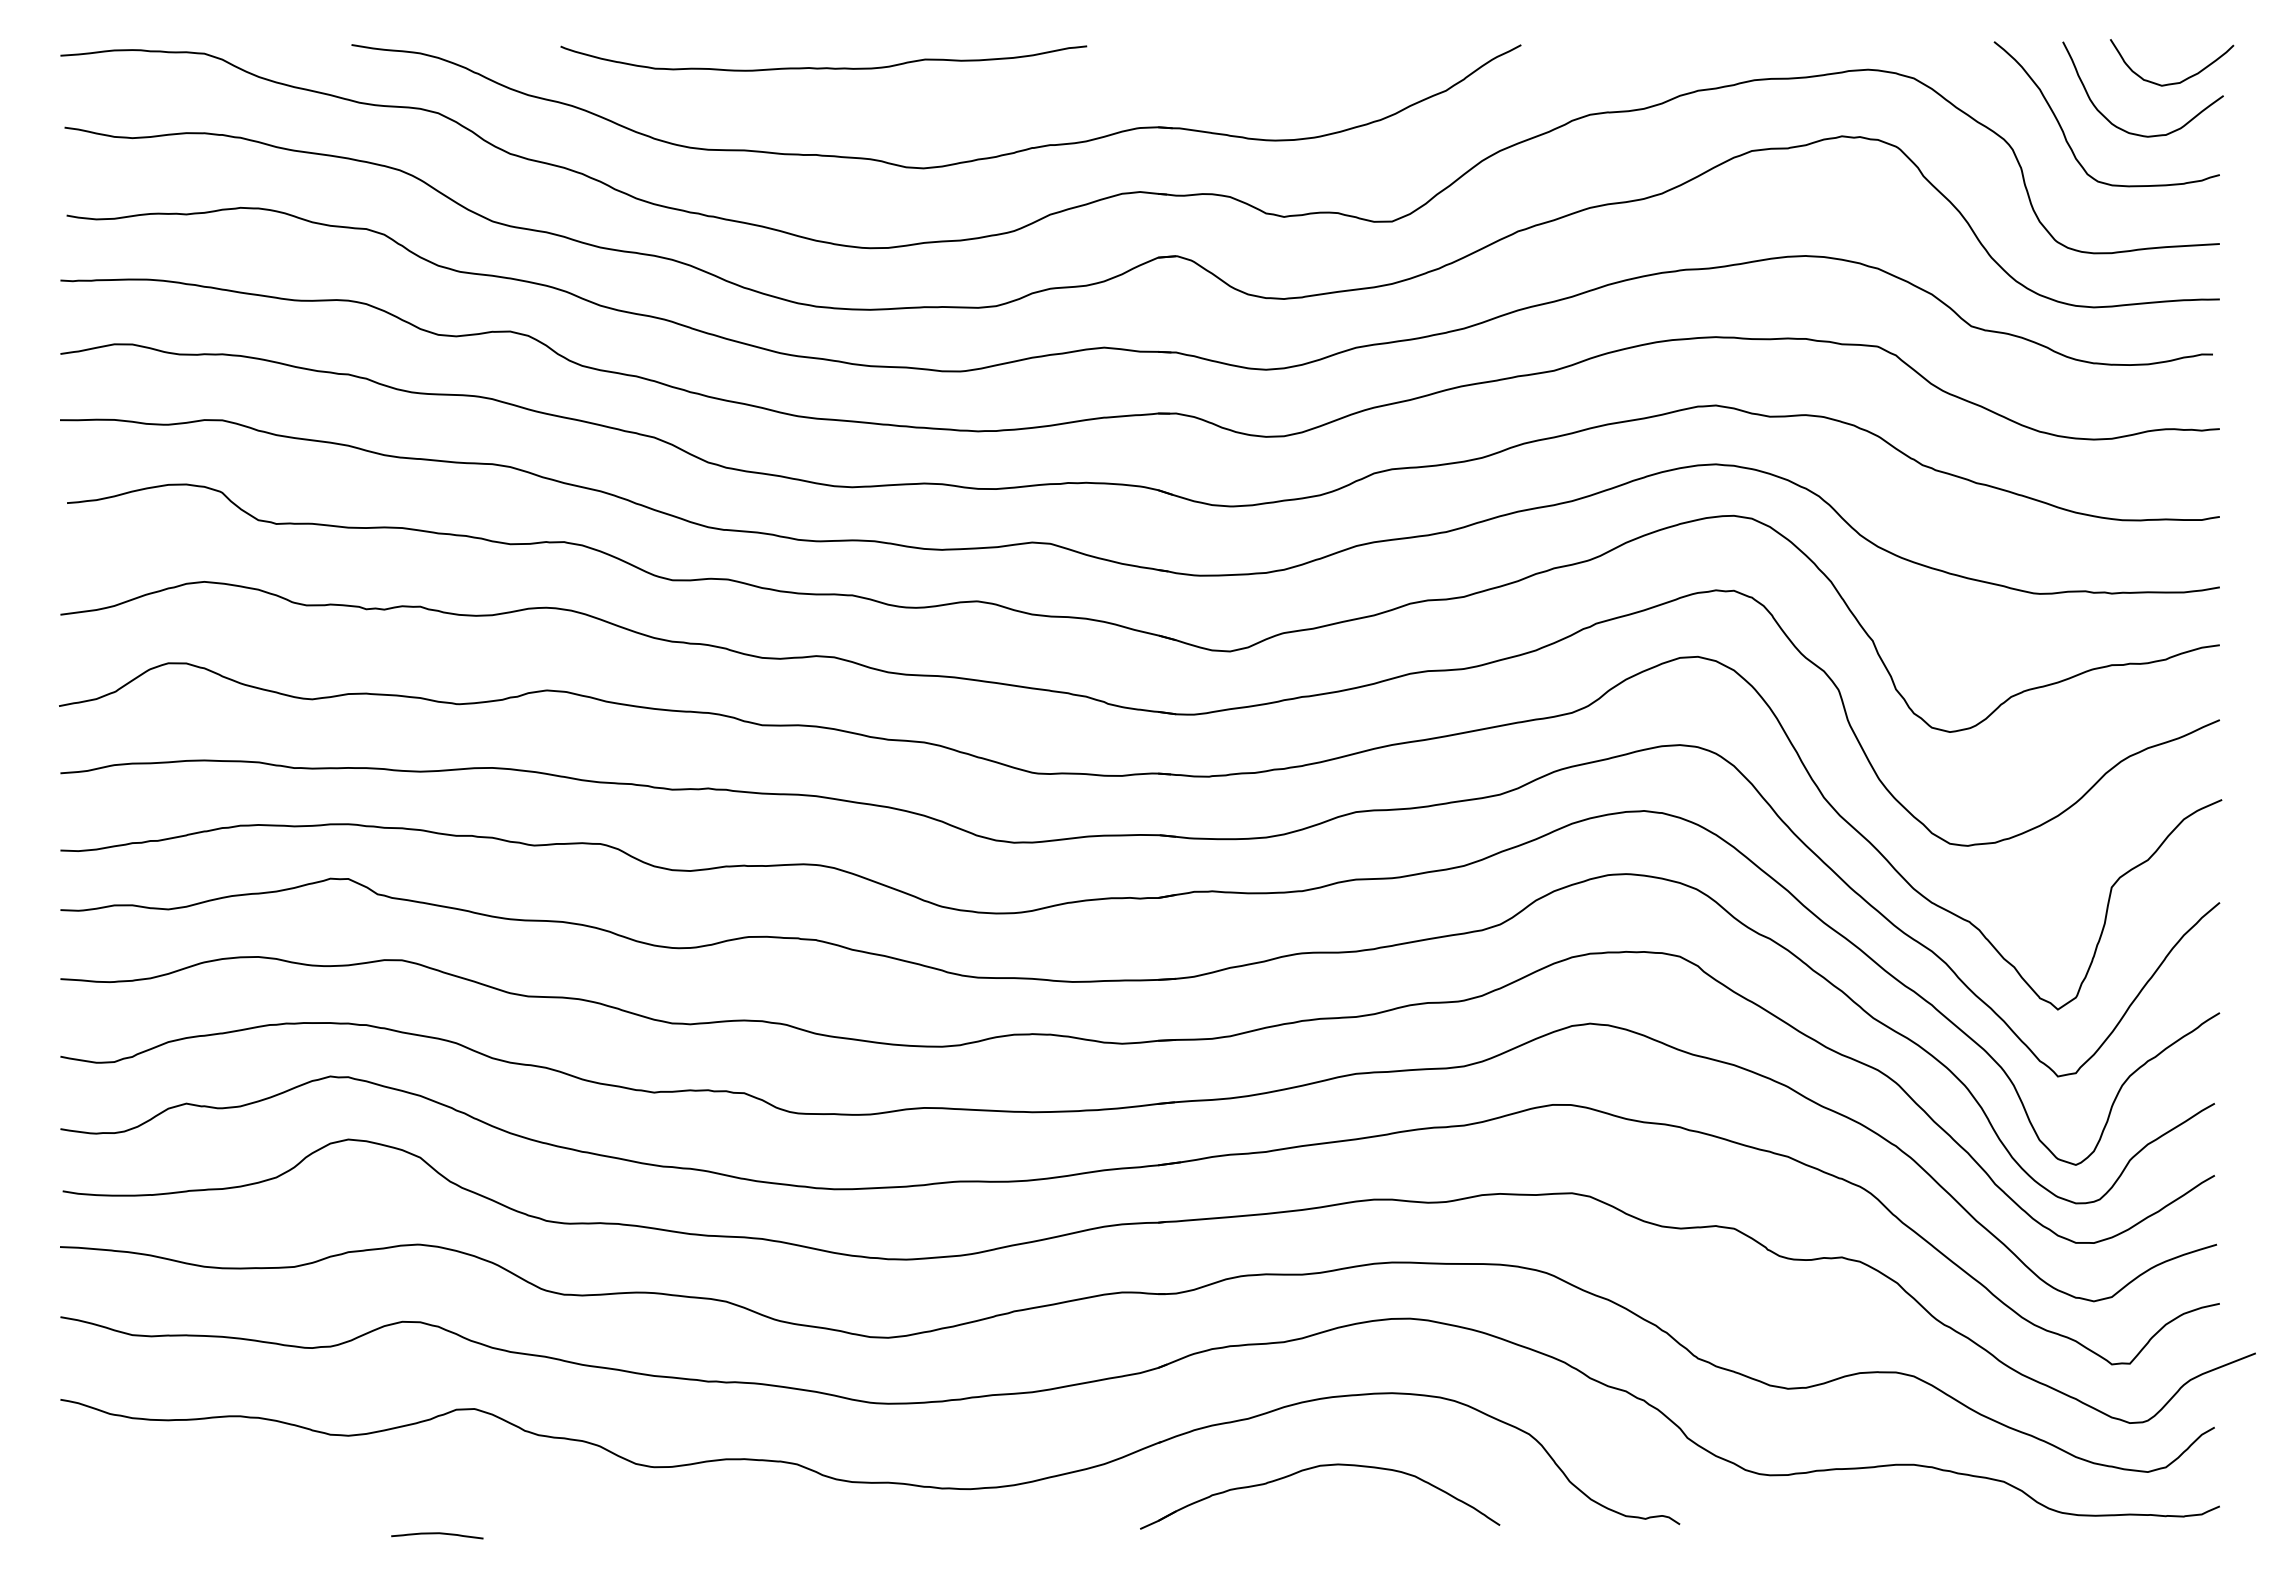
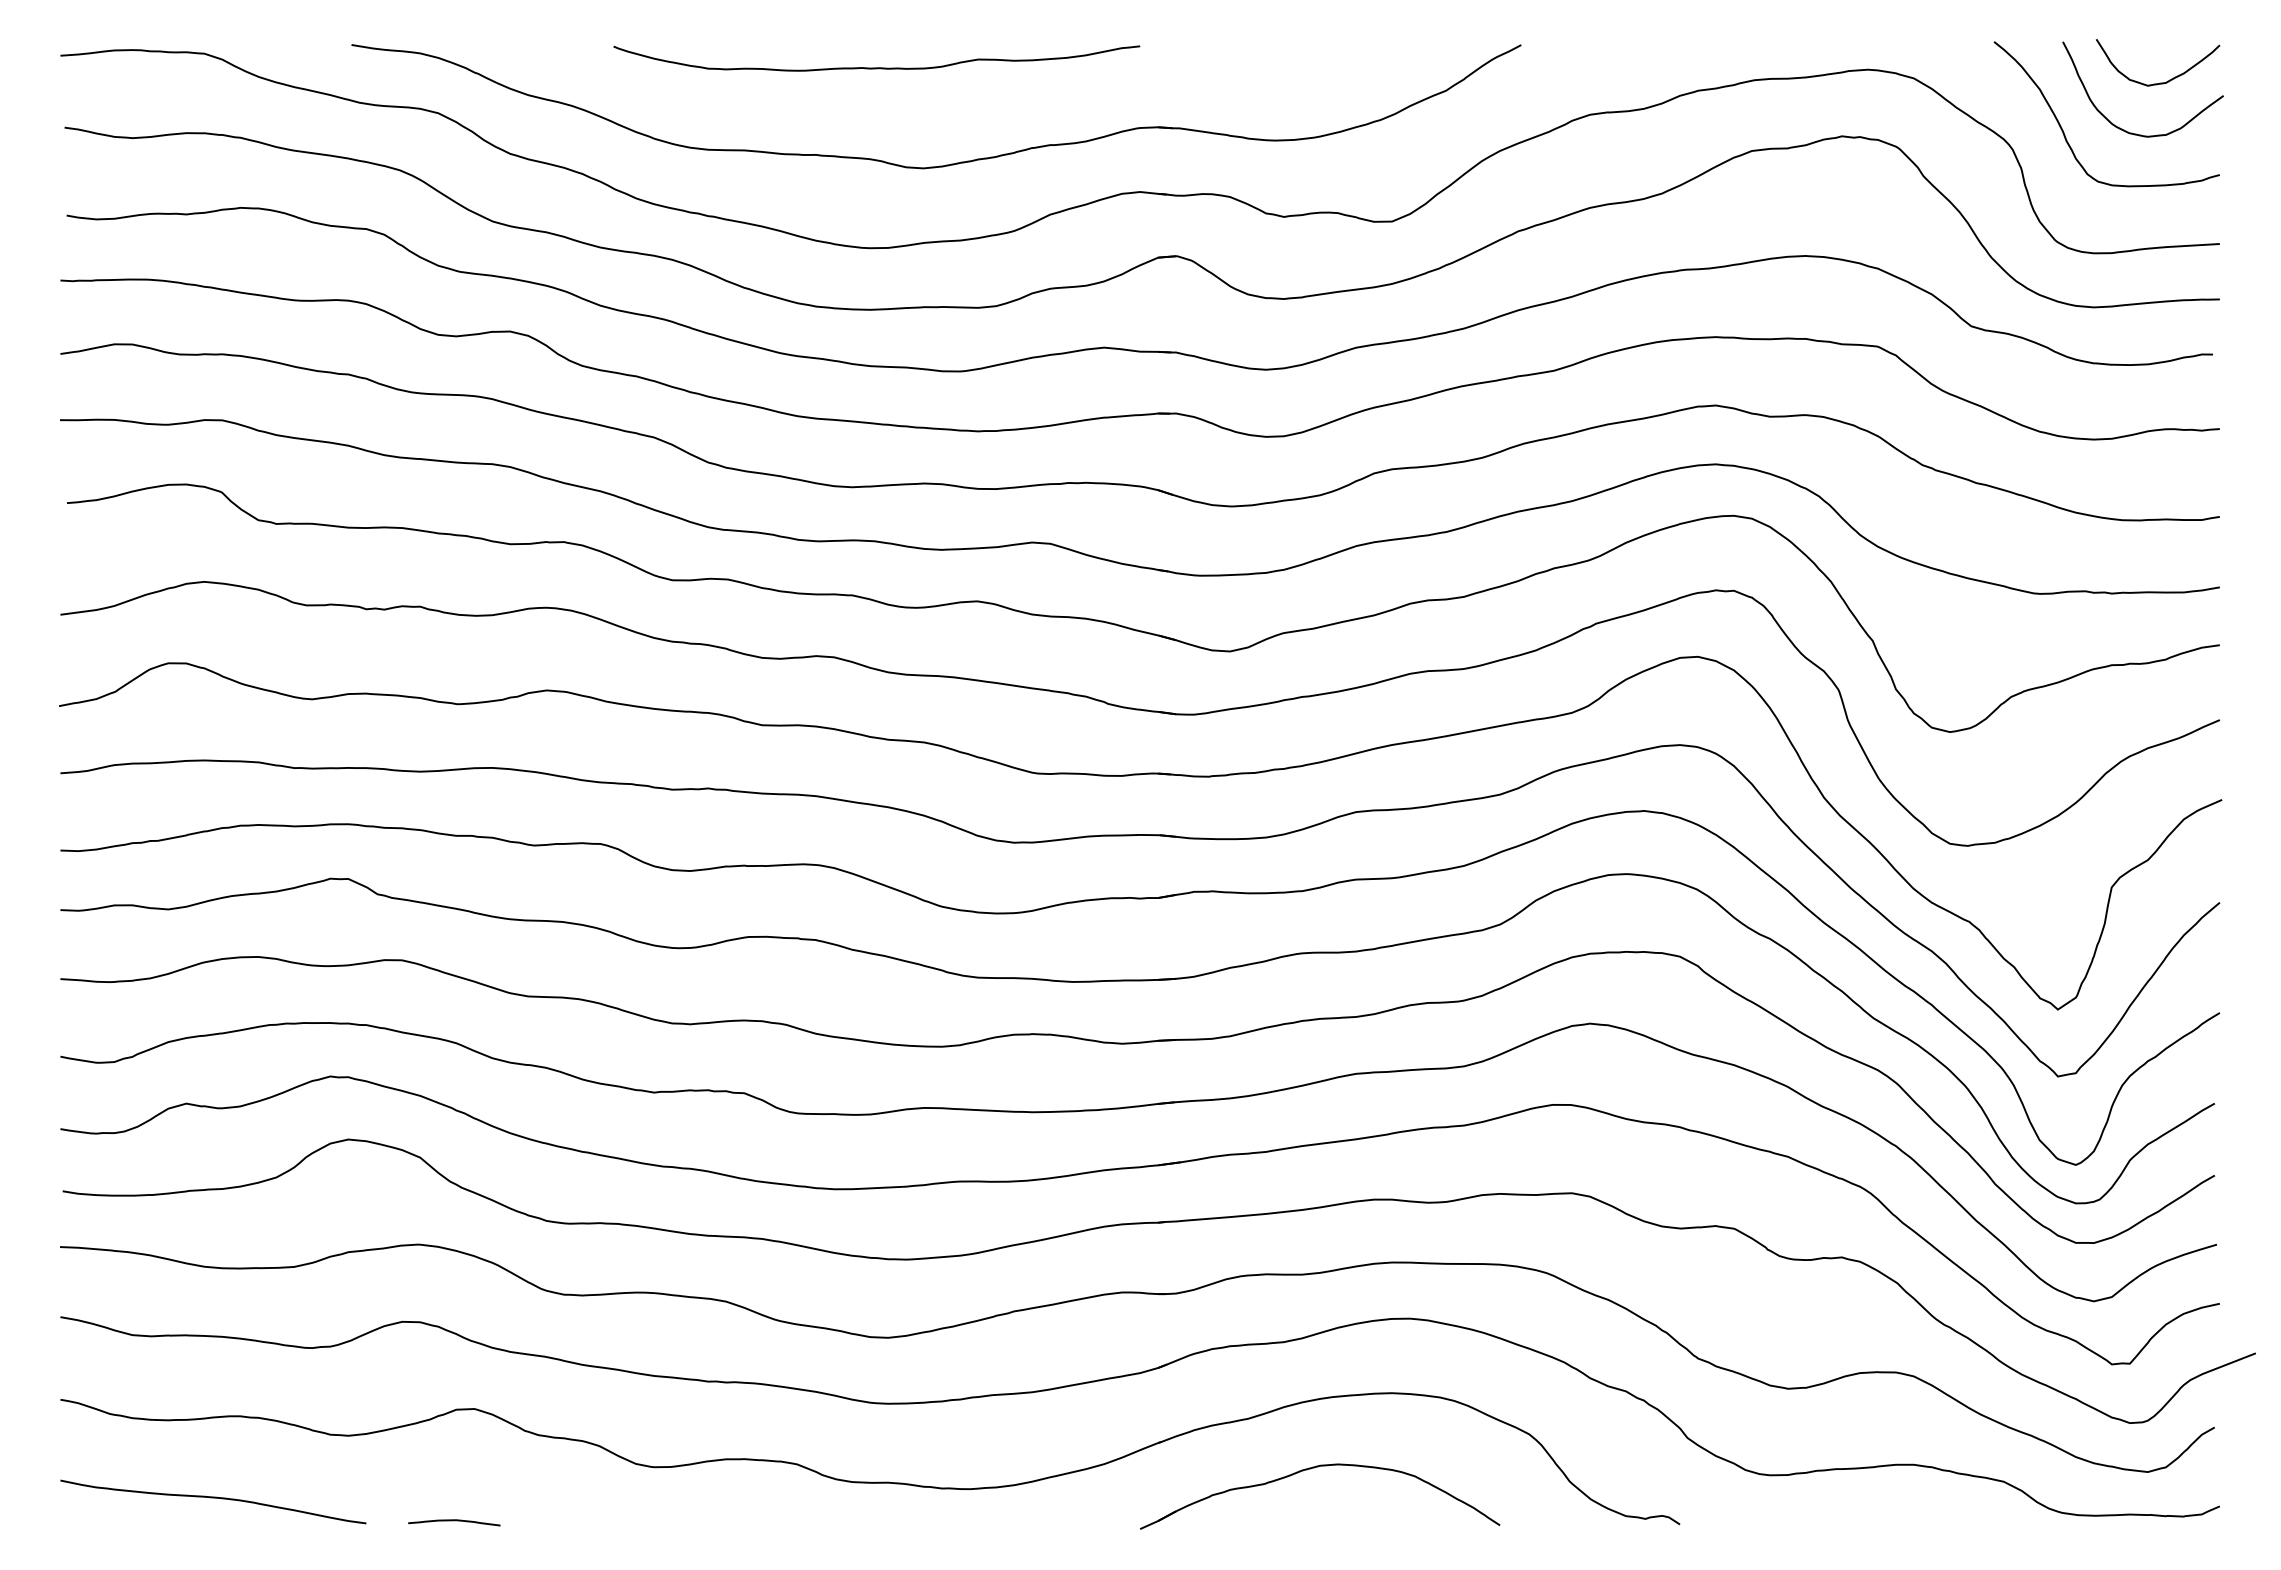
curve position: (823, 67) -> (876, 67) (876, 67)
curve position: (2174, 82) -> (2160, 82) (2160, 82)
curve: none -> present (213, 1498)
curve position: (437, 1534) -> (454, 1521) (454, 1521)
